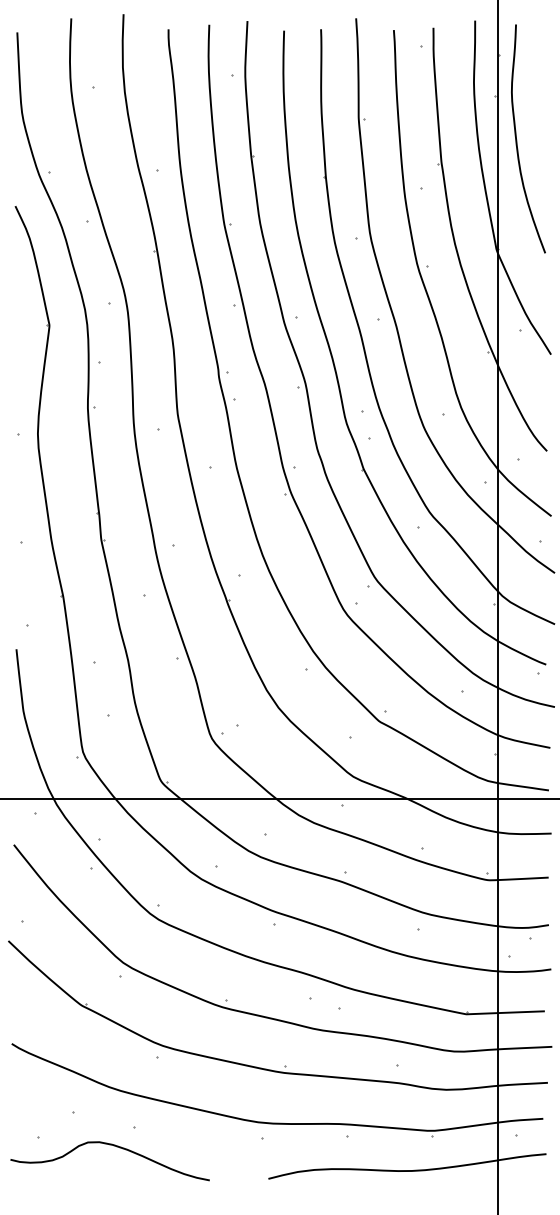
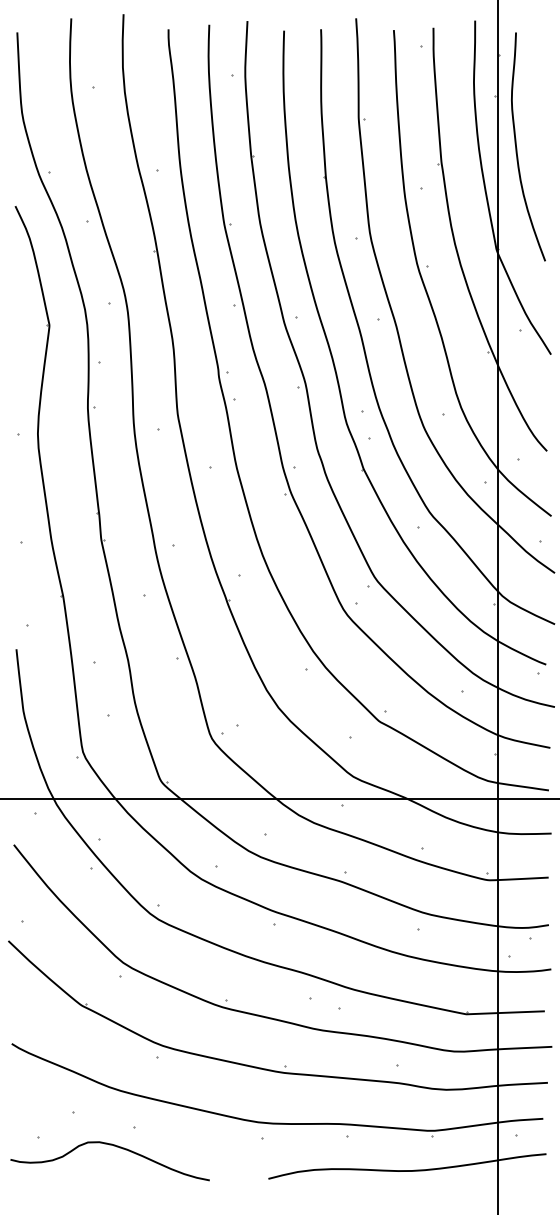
curve position: (517, 139) -> (517, 147) (517, 147)
